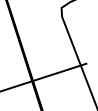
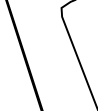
line: present -> none (44, 76)
